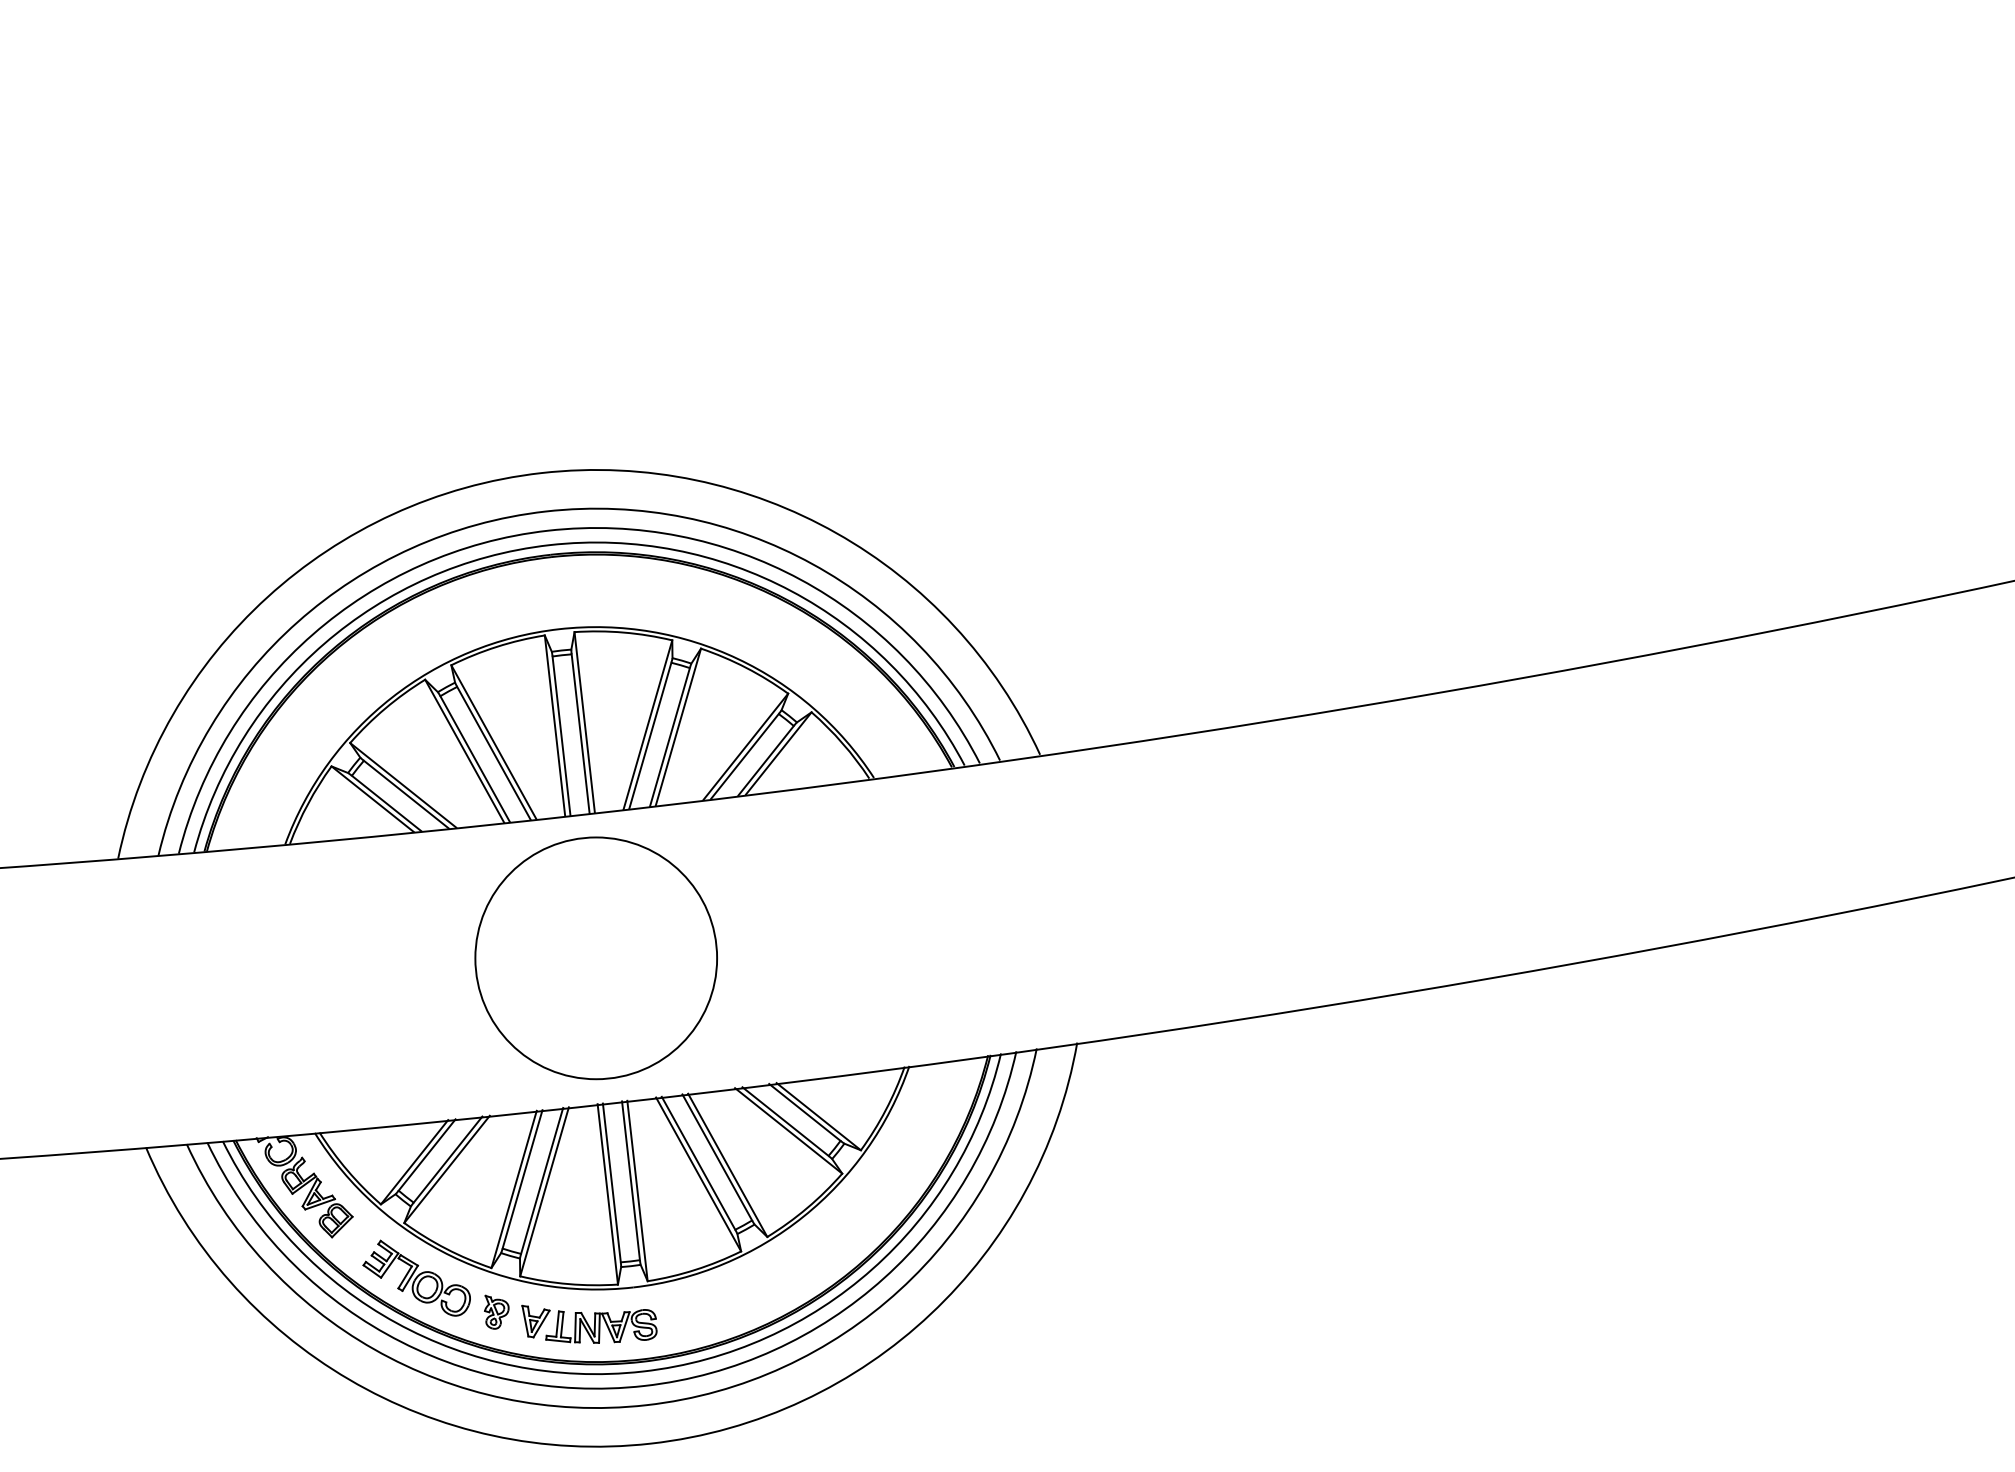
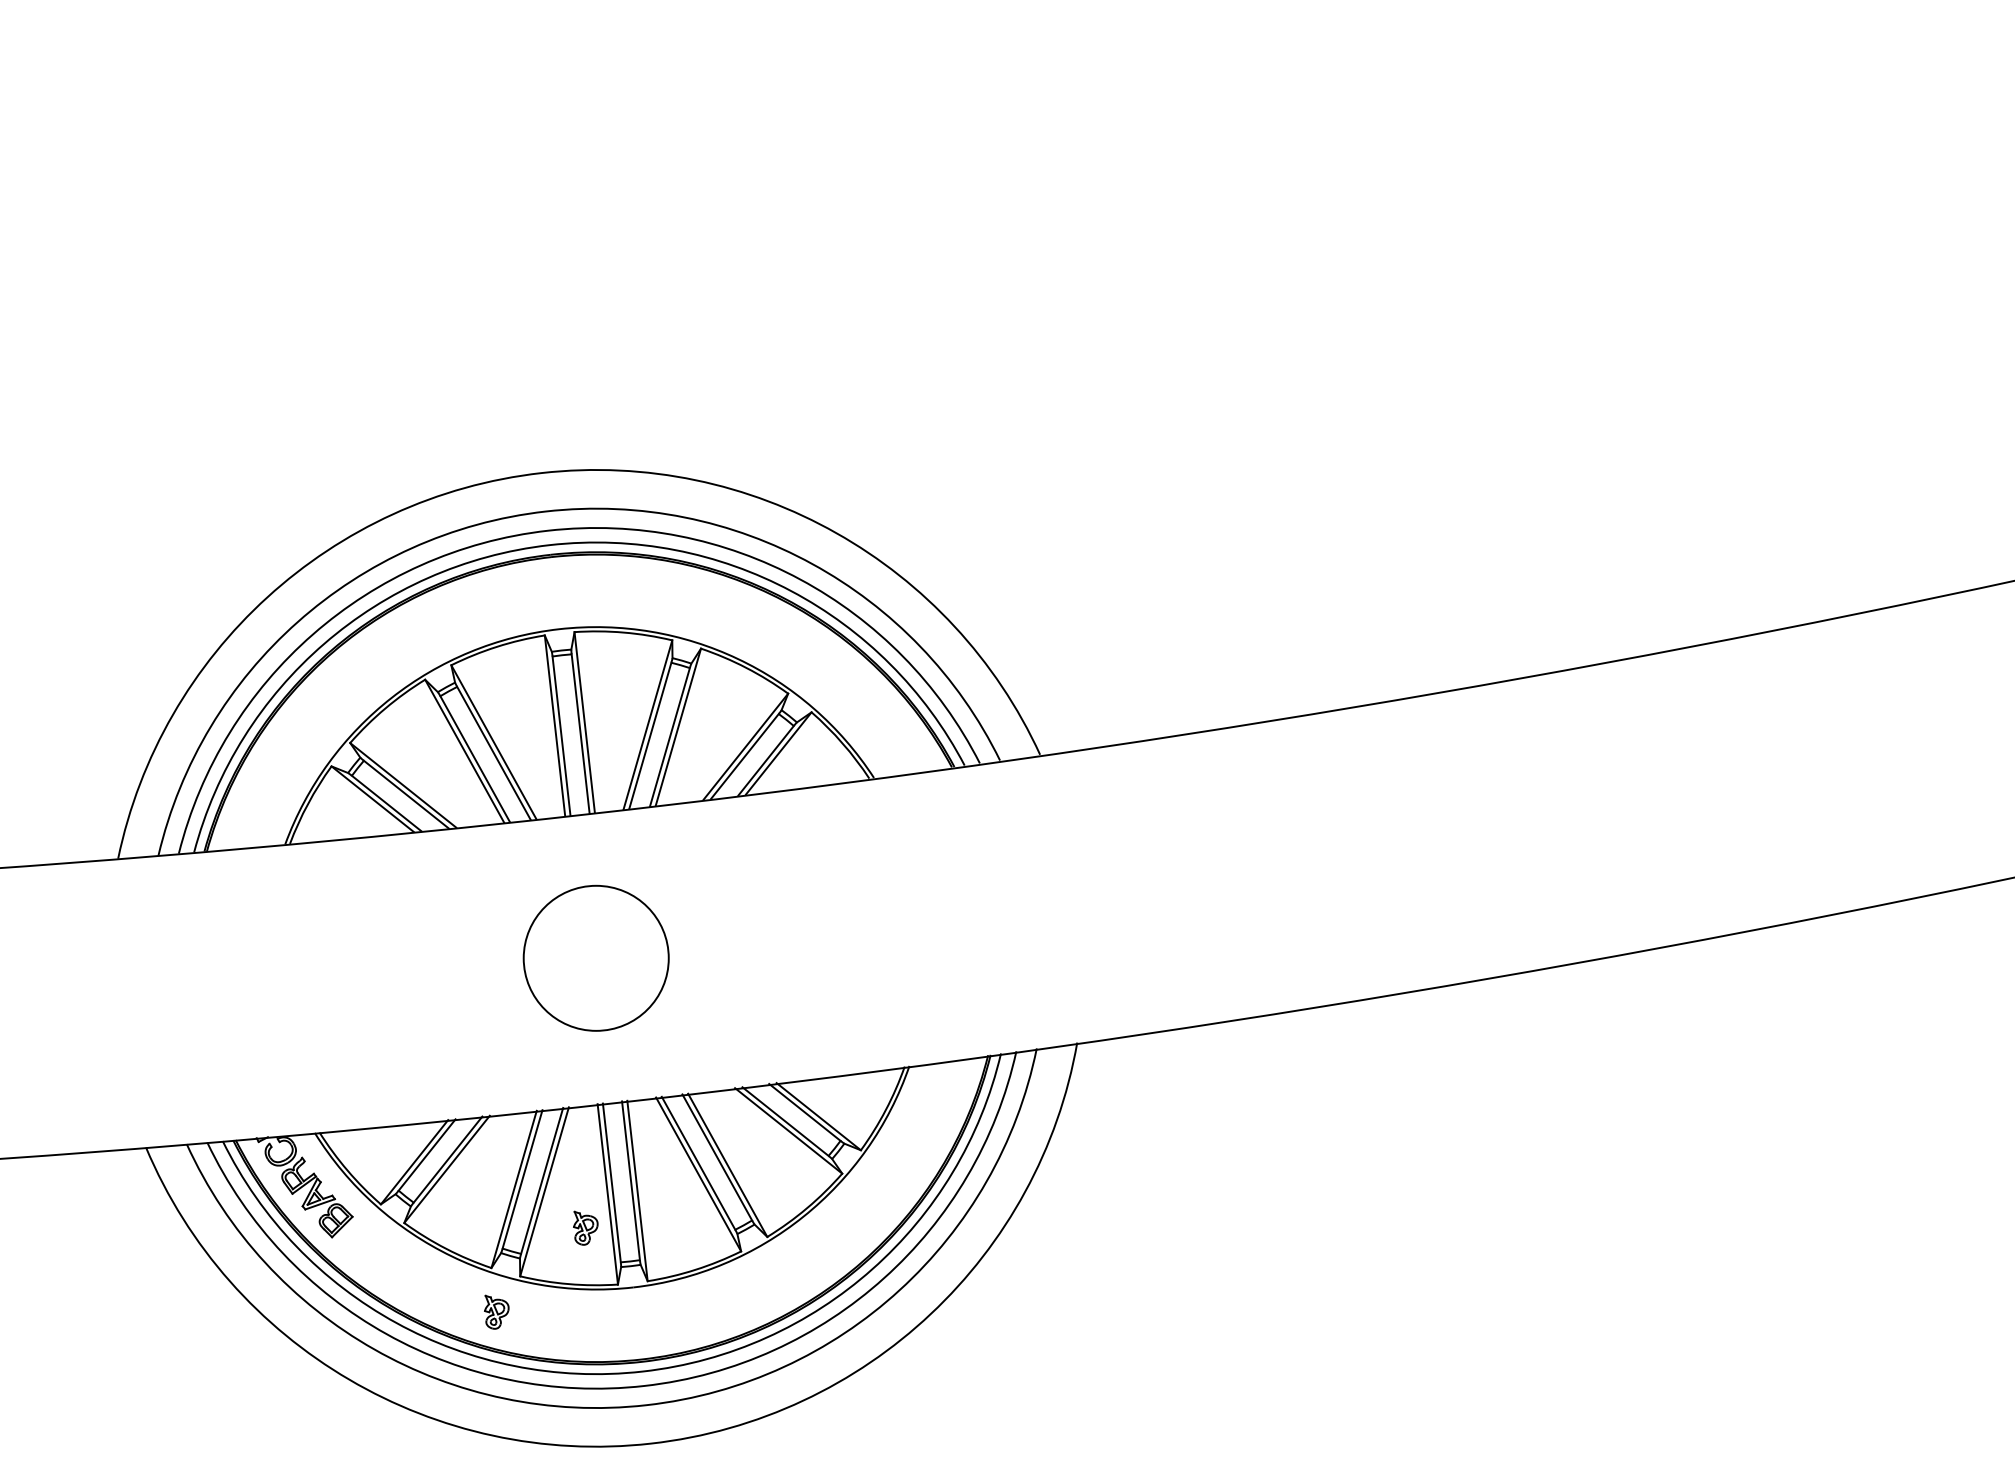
circle diameter: 242 px -> 145 px (595, 957)
part: none -> present (585, 1227)
part: present -> none (416, 1277)
part: present -> none (589, 1323)
